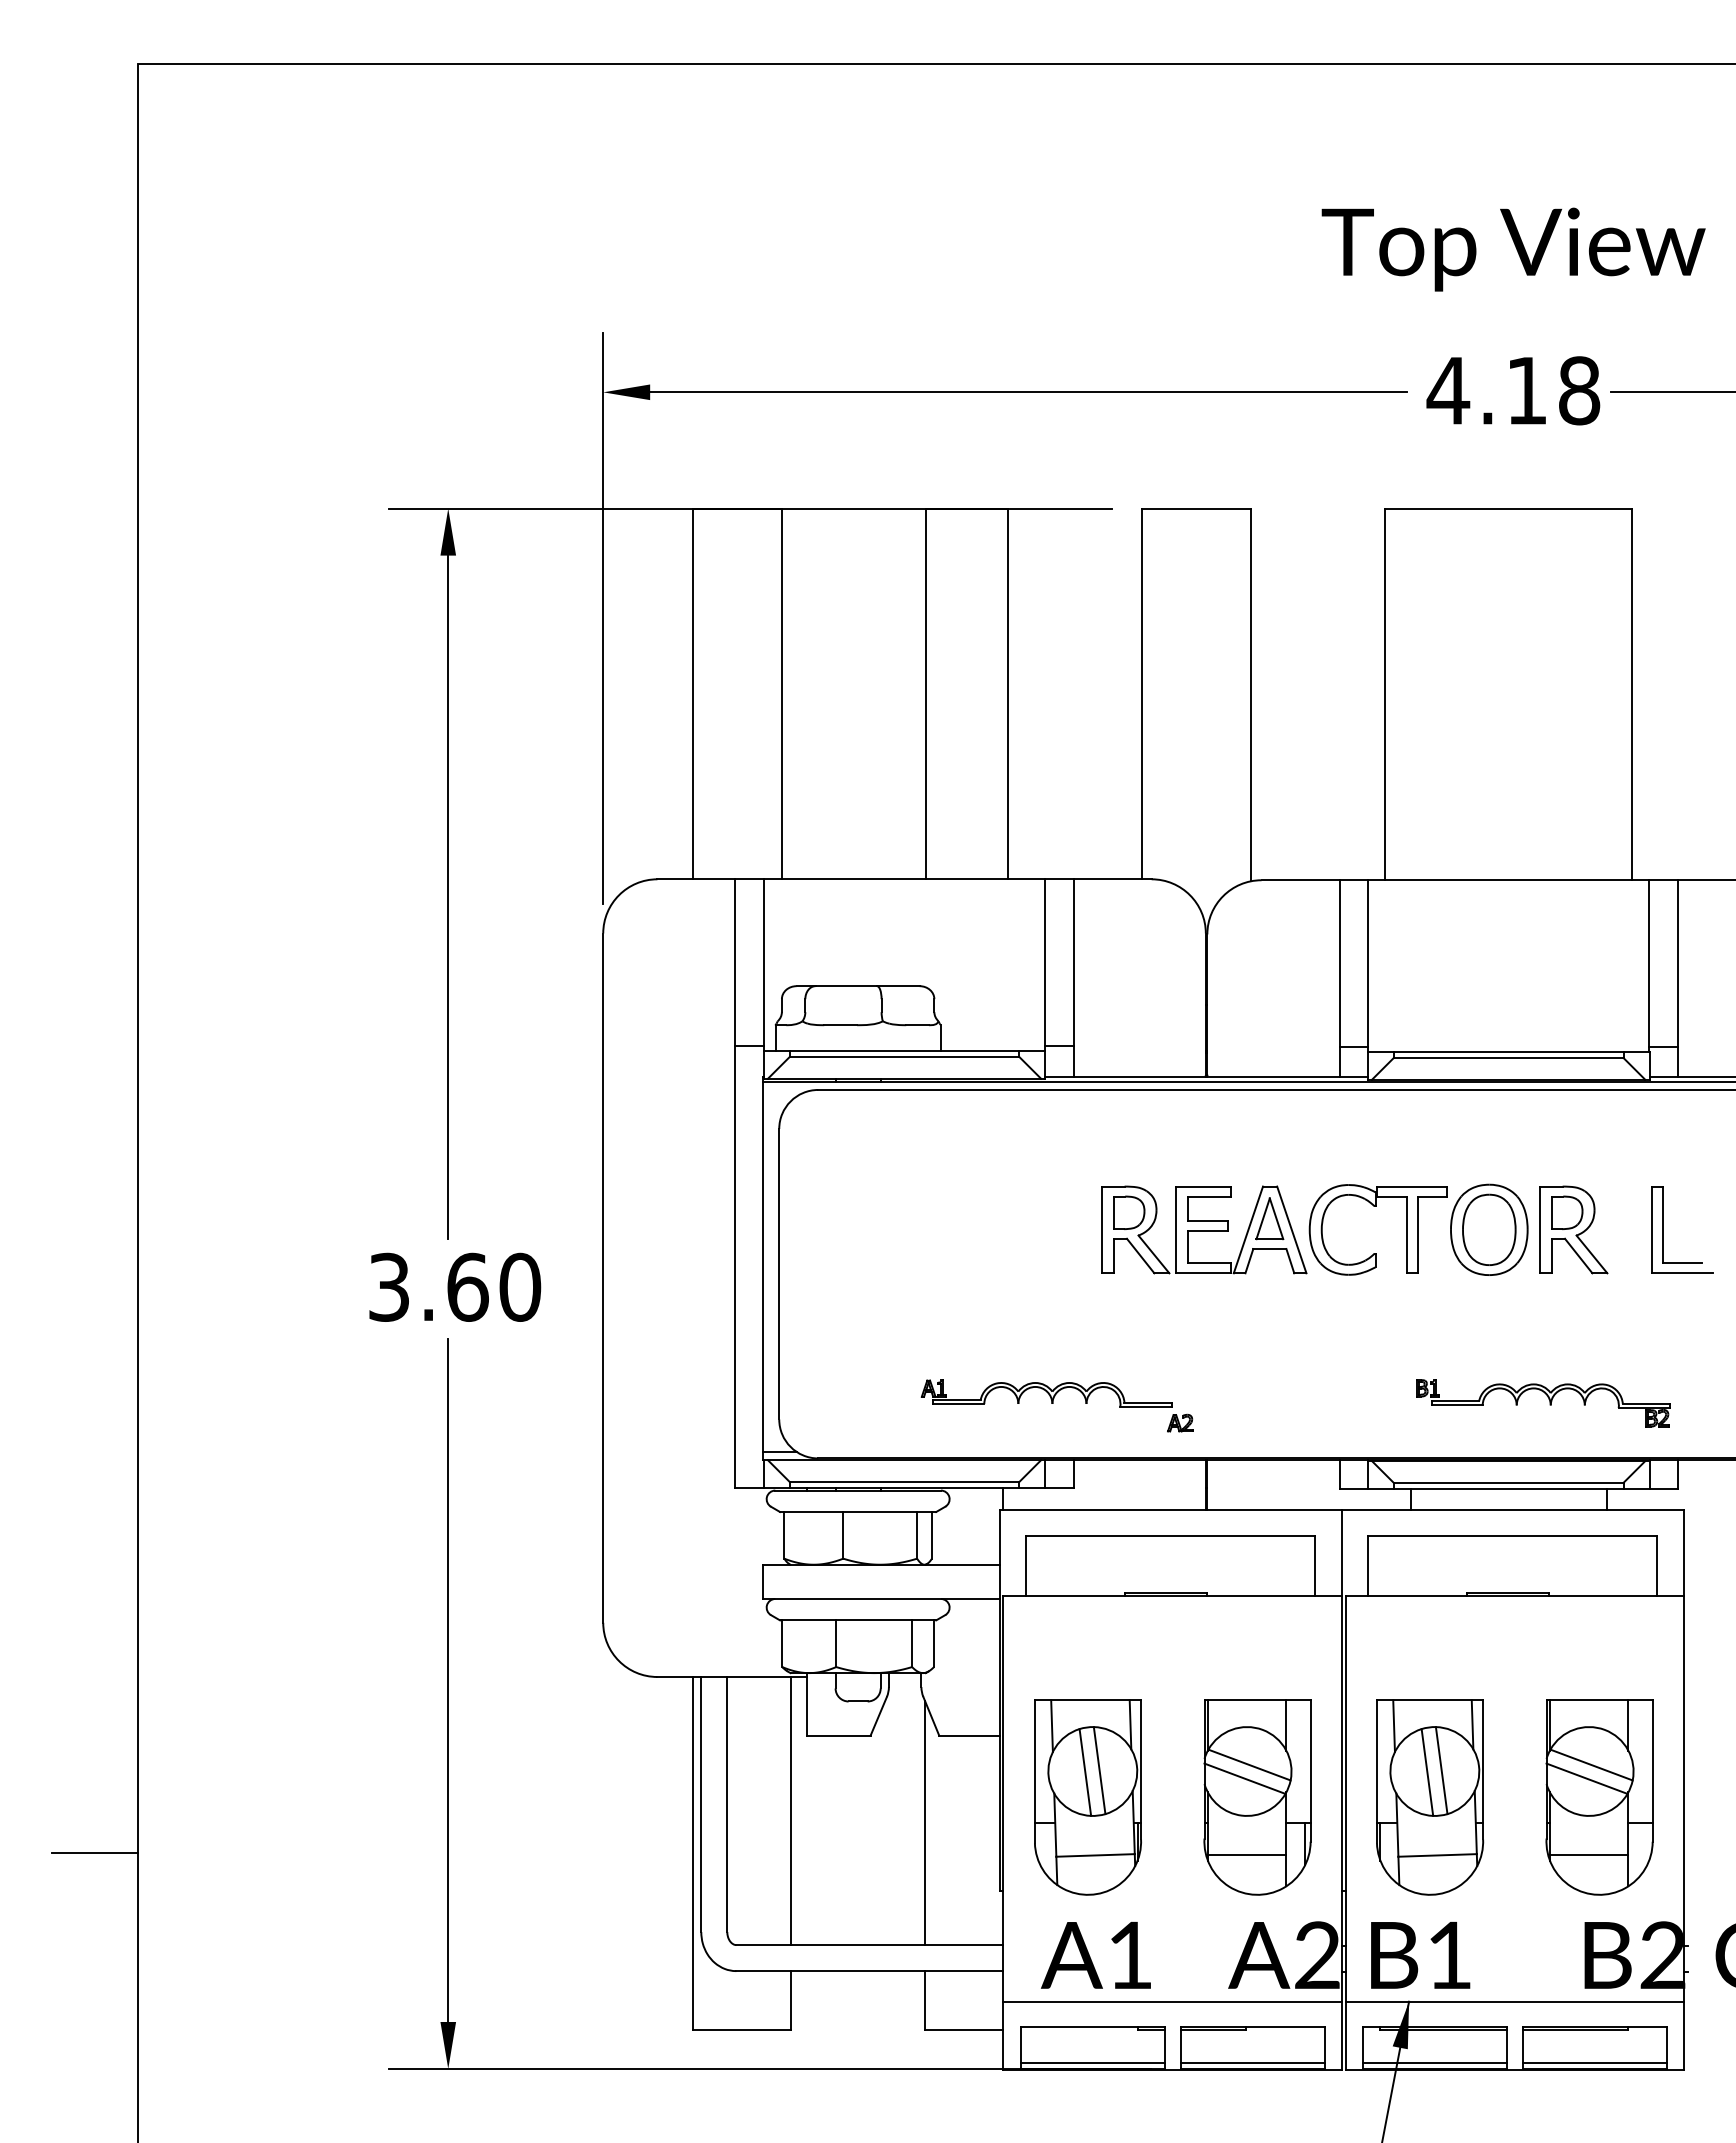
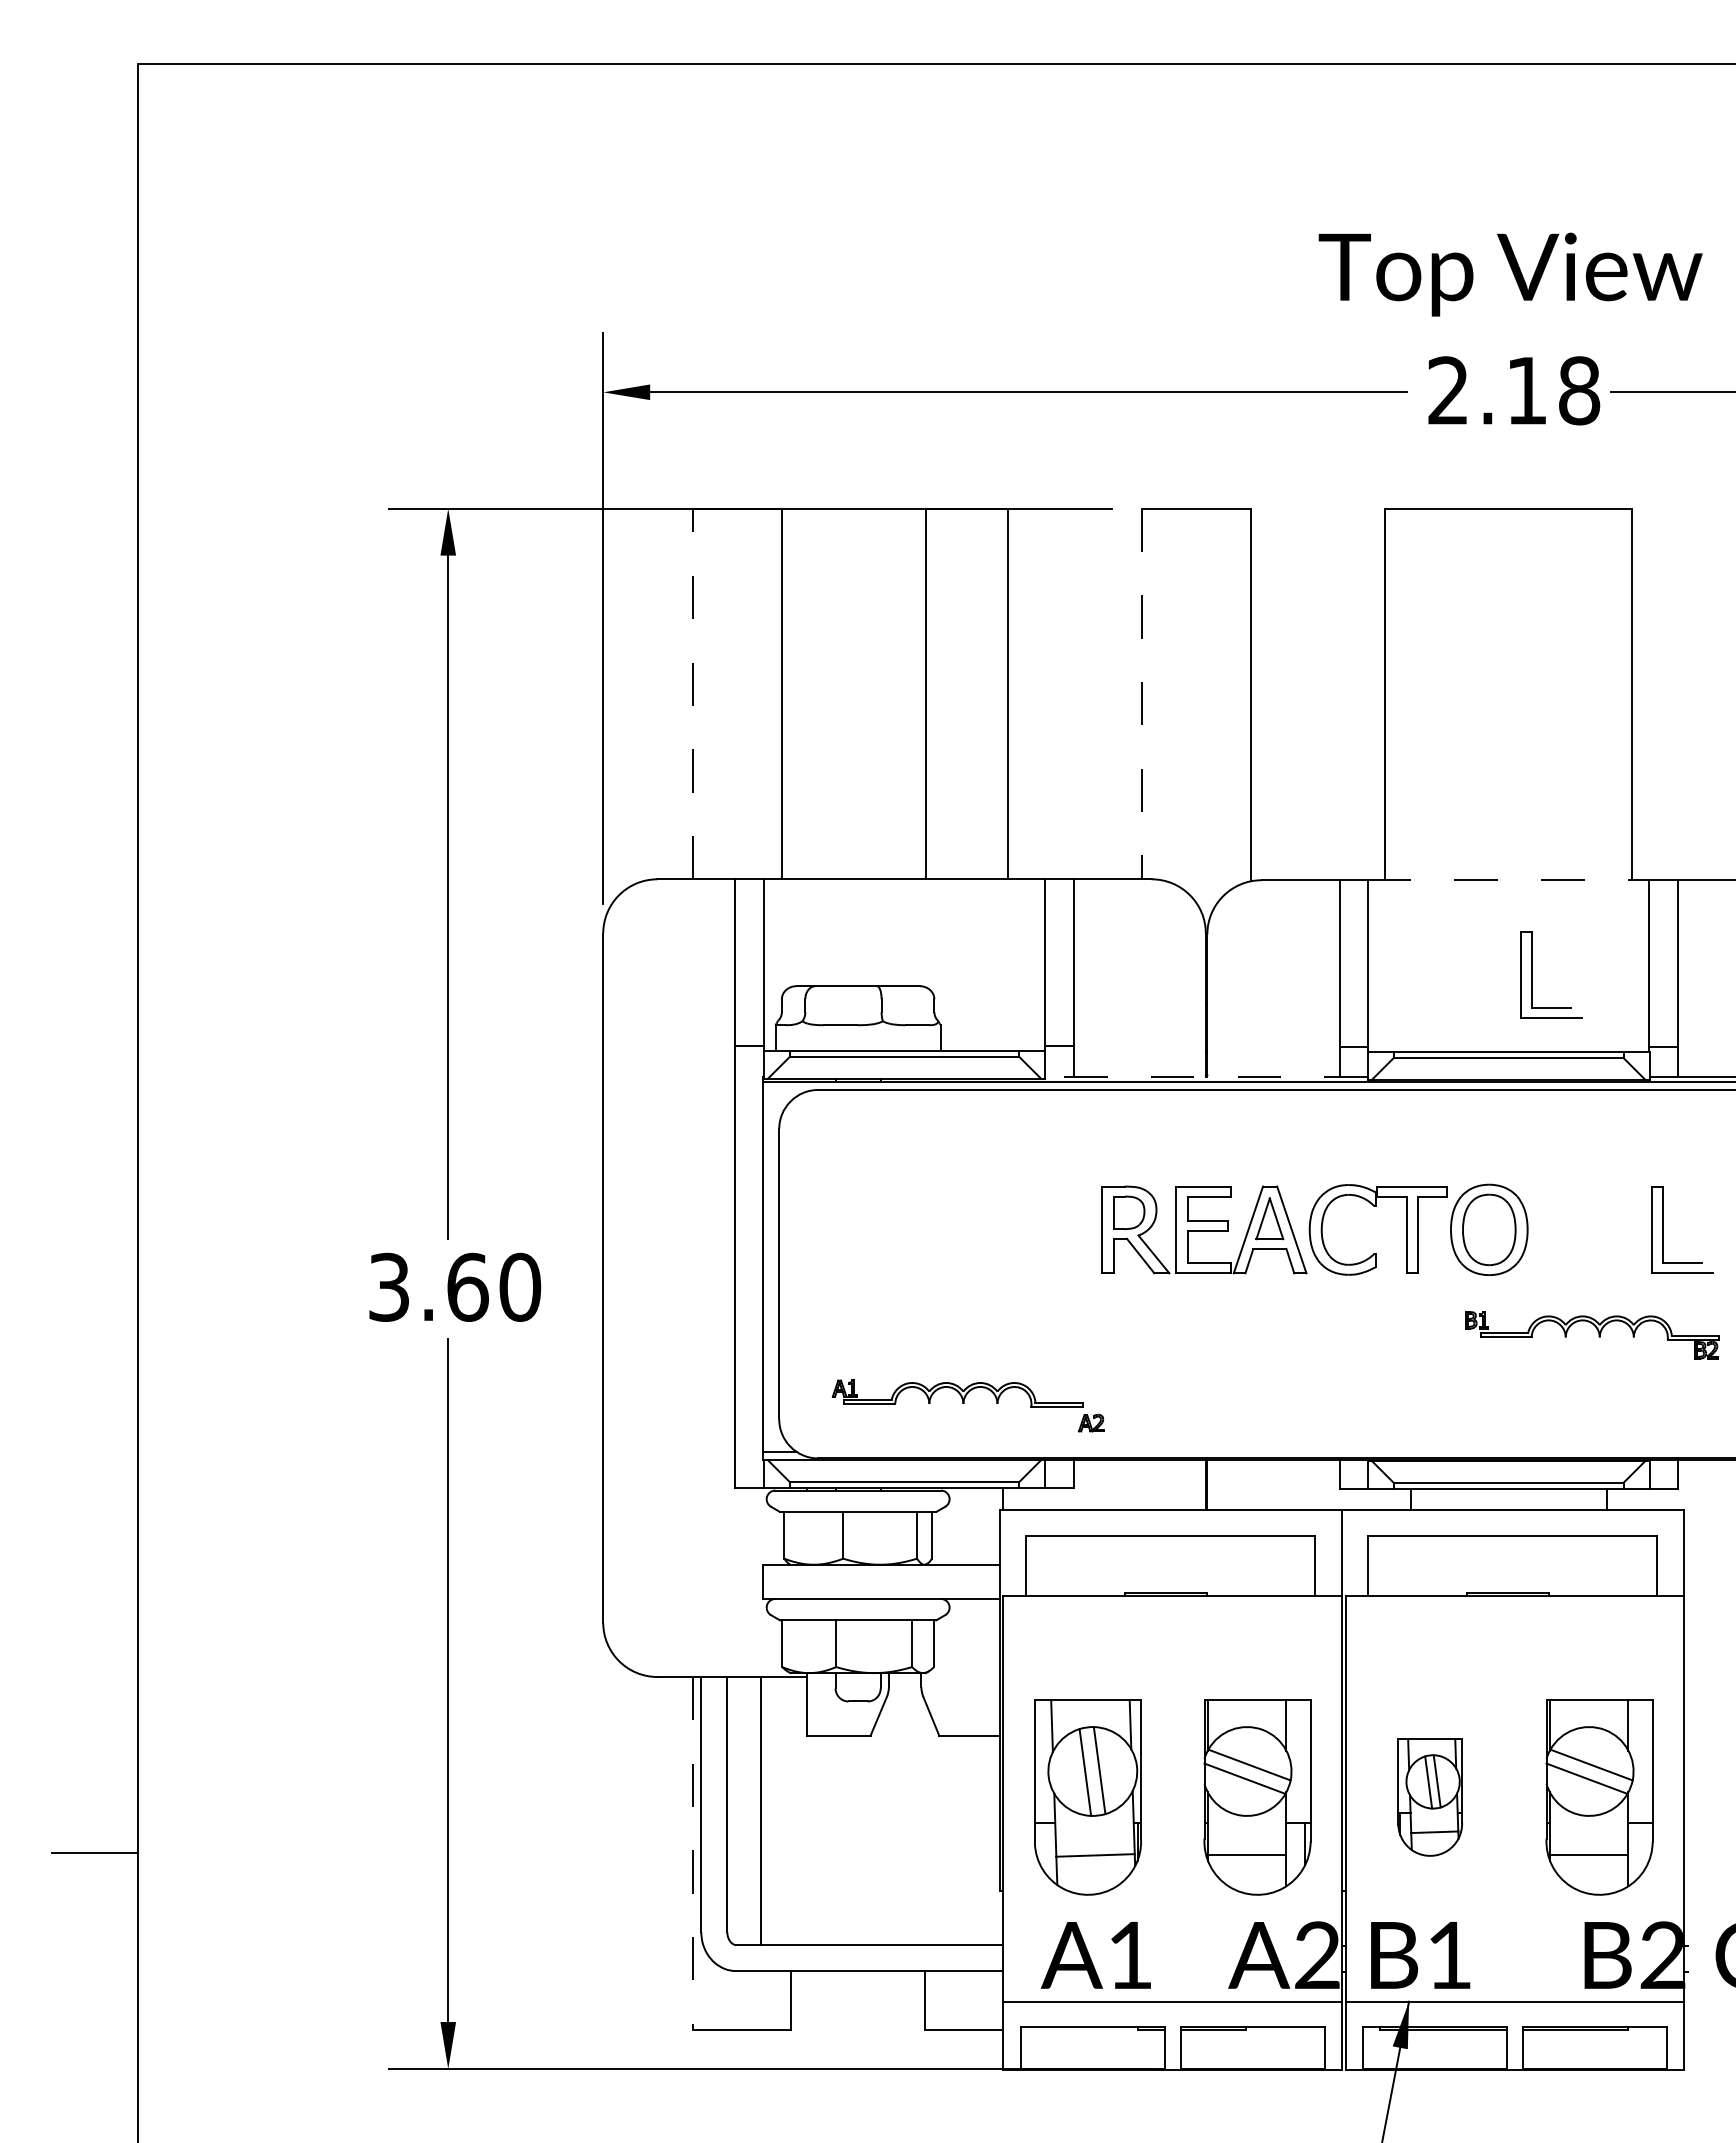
text position: (1513, 249) -> (1510, 274) (1510, 274)
text: 4.18 -> 2.18 (1448, 390)
line: solid -> dashed (693, 693)
line: solid -> dashed (1142, 694)
line: solid -> dashed (1508, 880)
part: none -> present (1532, 974)
line: solid -> dashed (1206, 1076)
part: present -> none (1573, 1229)
part position: (1543, 1403) -> (1592, 1335) (1592, 1335)
part position: (1056, 1405) -> (967, 1405) (967, 1405)
part size: 109x197 px -> 66x119 px (1429, 1797)
line position: (790, 1811) -> (760, 1811) (760, 1811)
line: present -> none (925, 1823)
line: solid -> dashed (693, 1853)
line: present -> none (1092, 2062)
line: present -> none (1252, 2062)
line: present -> none (1434, 2062)
line: present -> none (1594, 2062)
